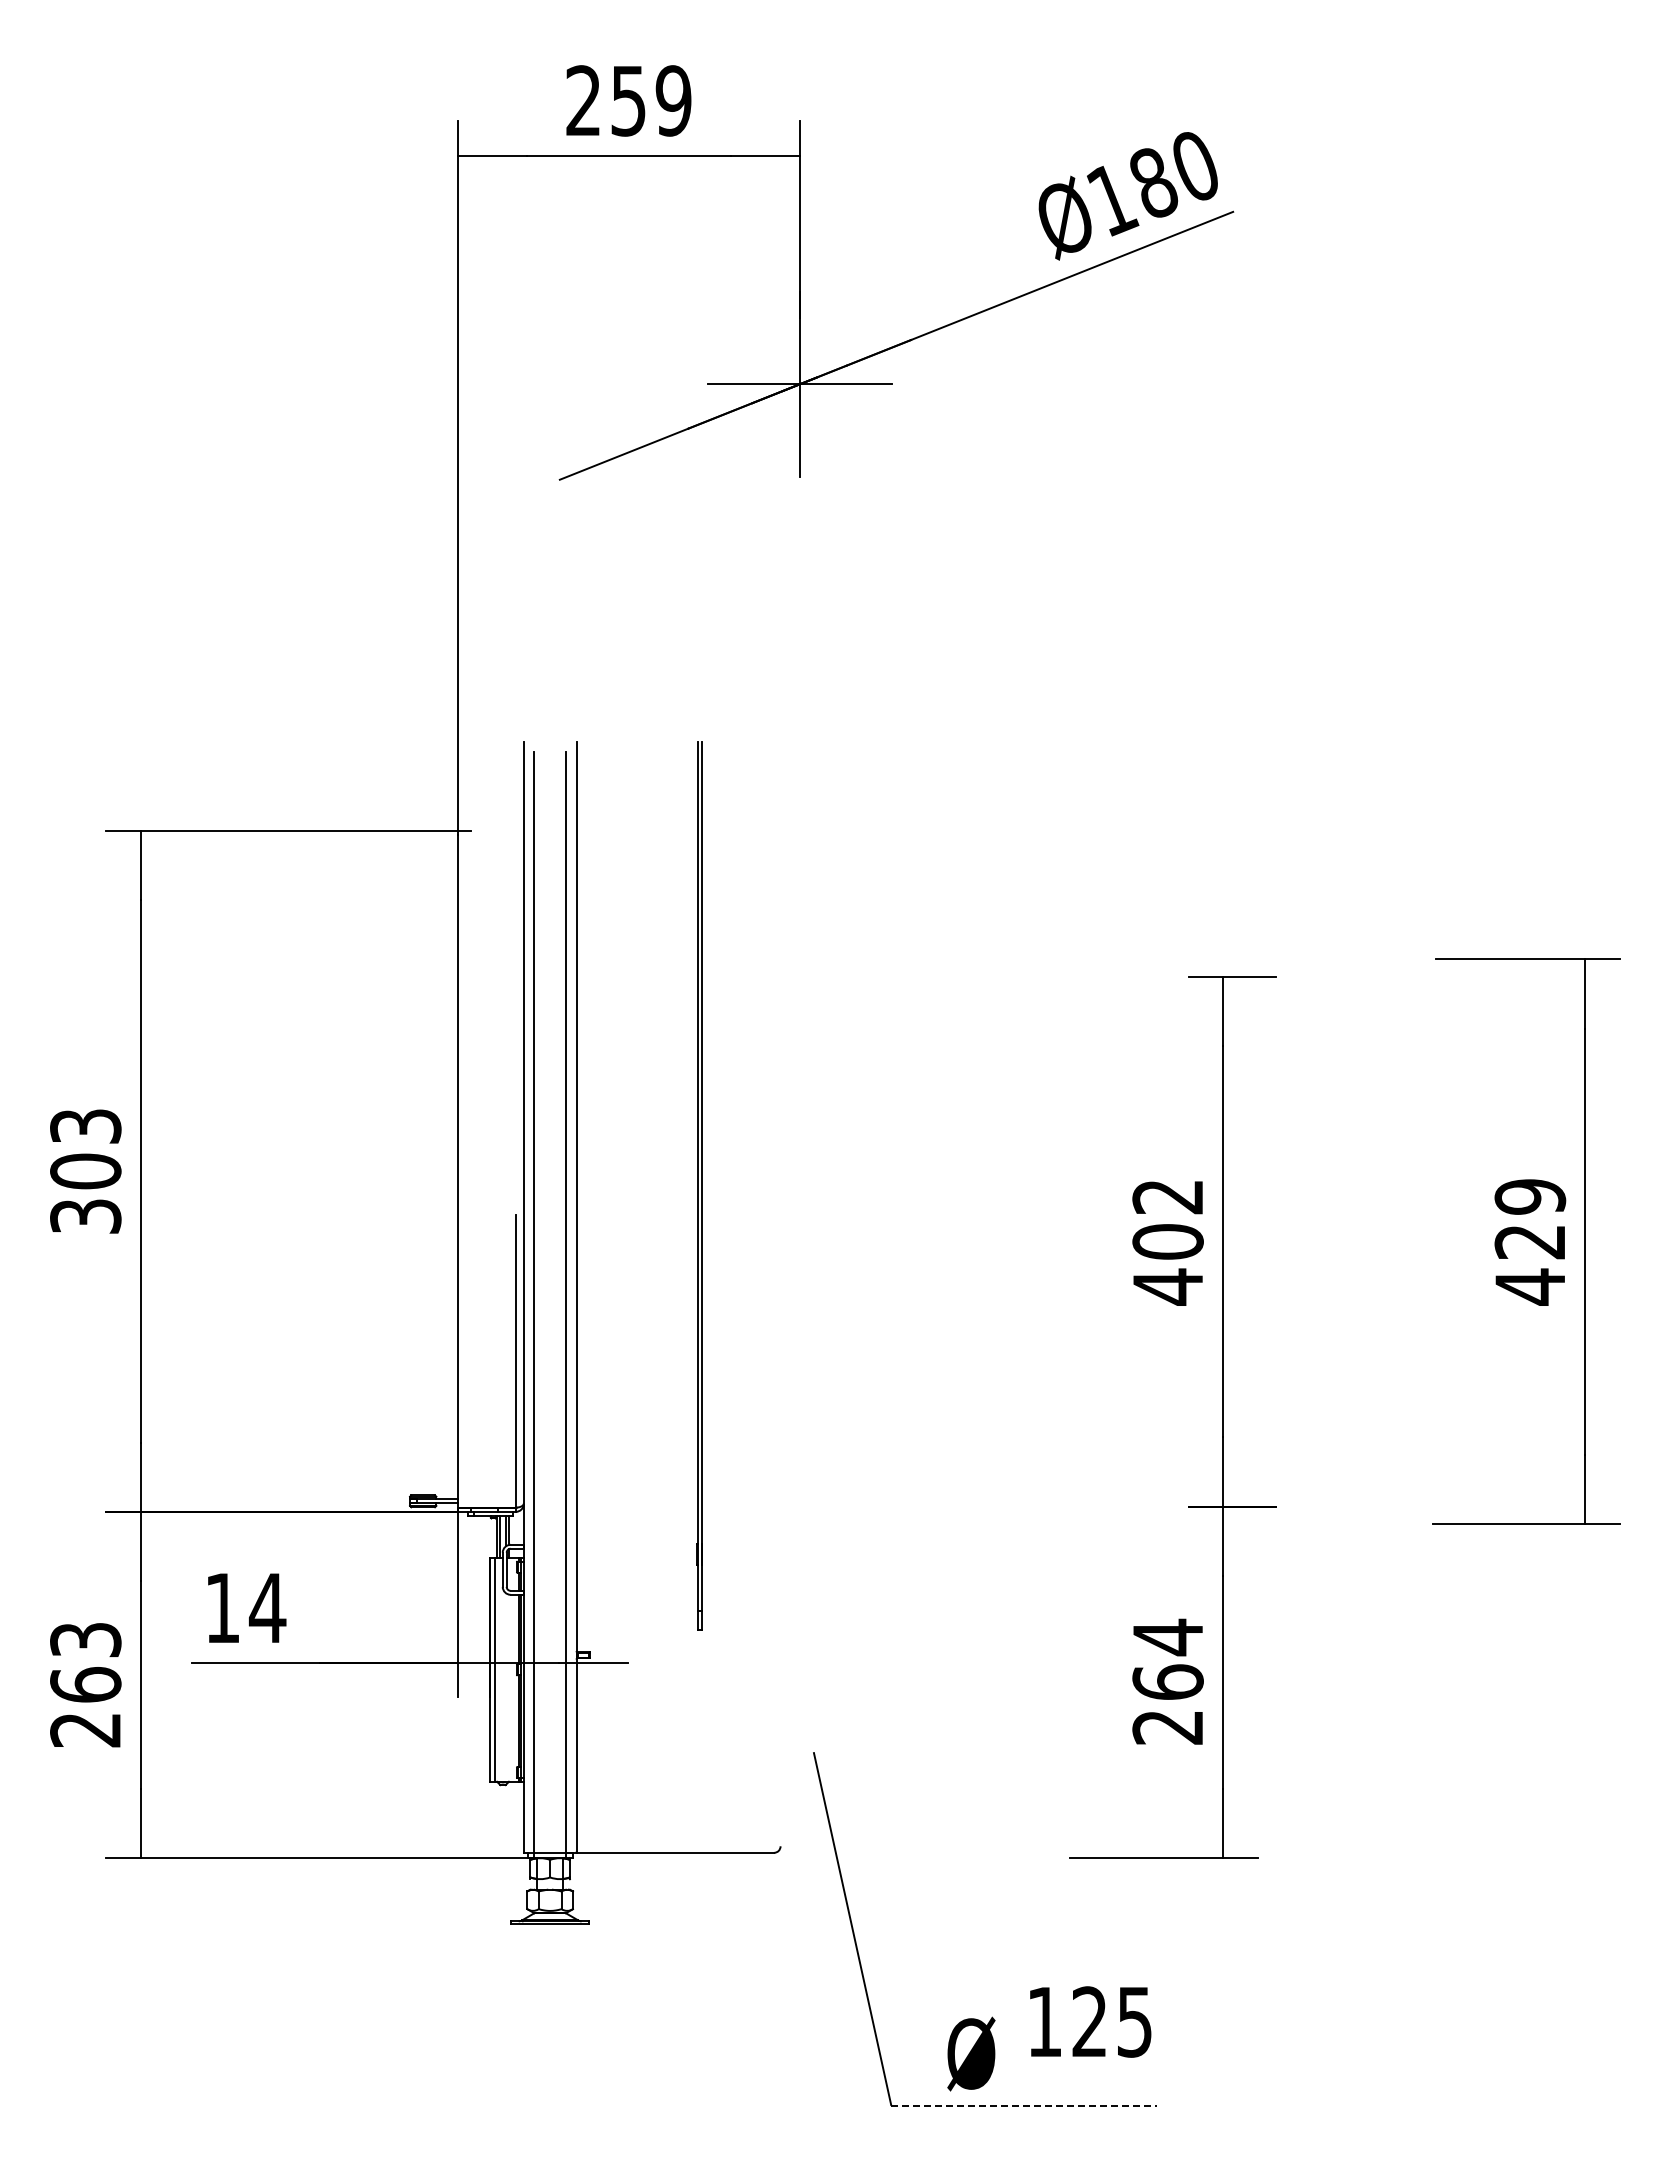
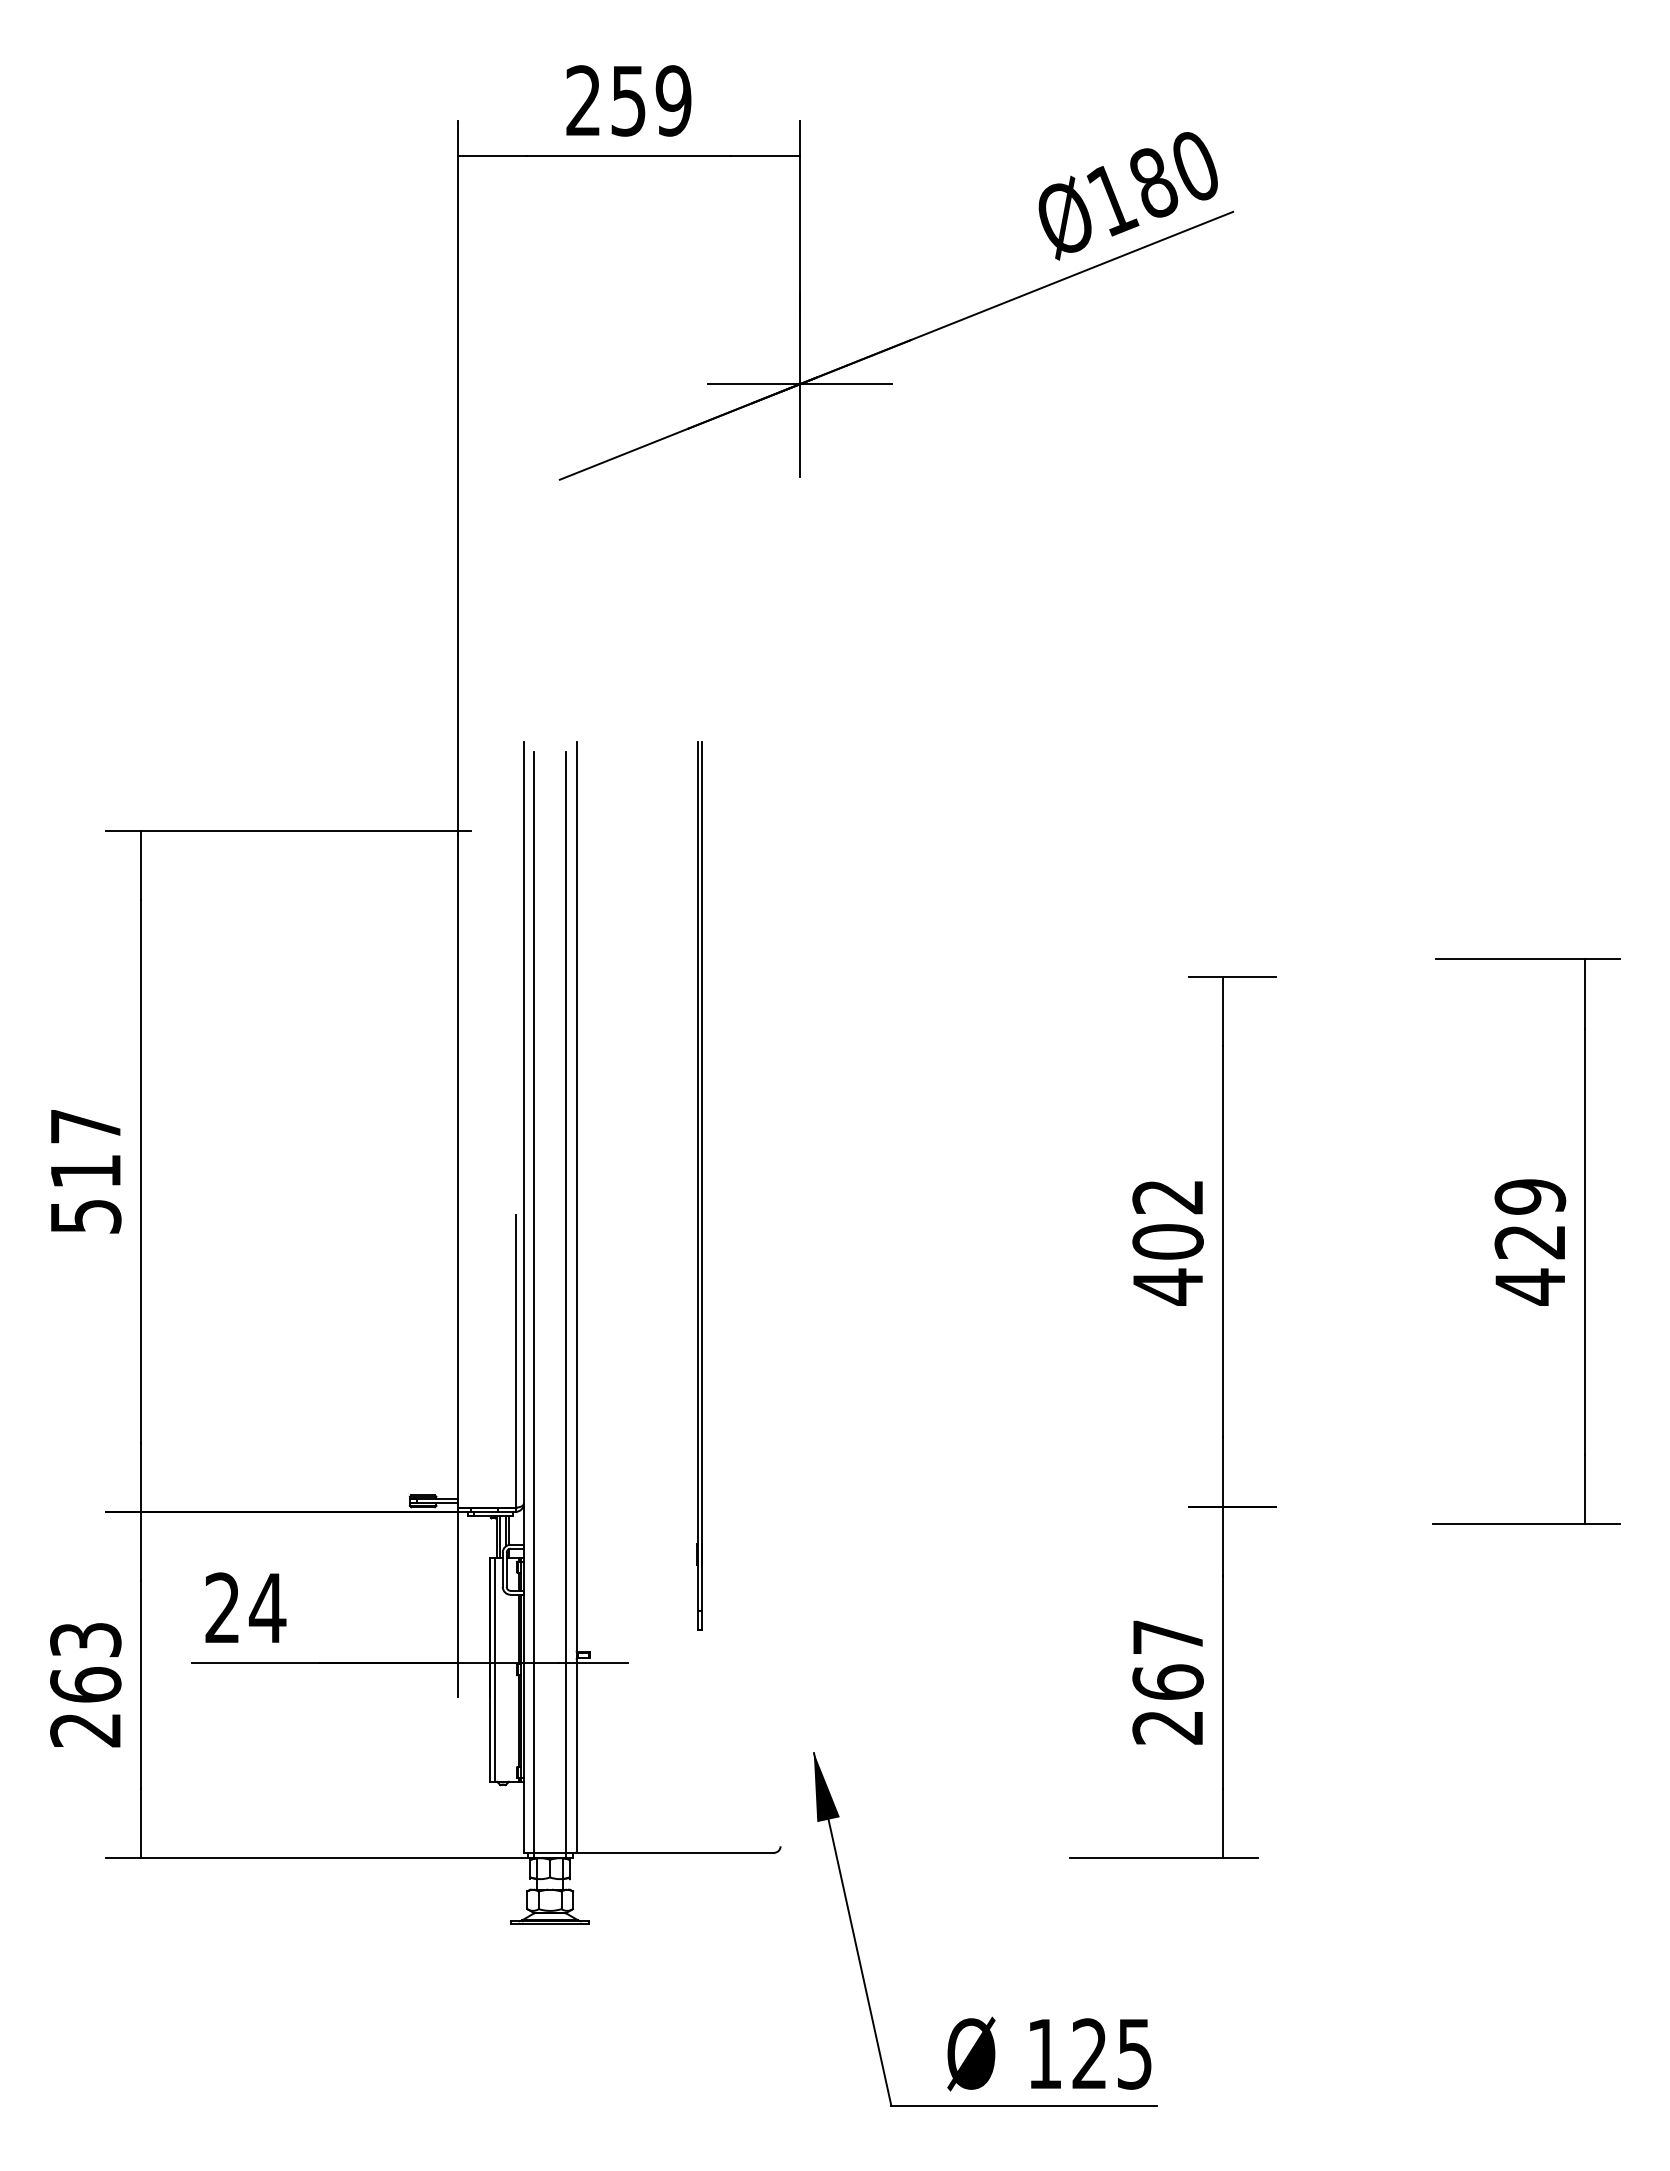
text: 303 -> 517 (85, 1171)
text: 14 -> 24 (221, 1607)
text: 264 -> 267 (1167, 1637)
fill: none -> present (826, 1787)
text position: (1090, 2021) -> (1090, 2053) (1090, 2053)
line: dashed -> solid (1023, 2105)
